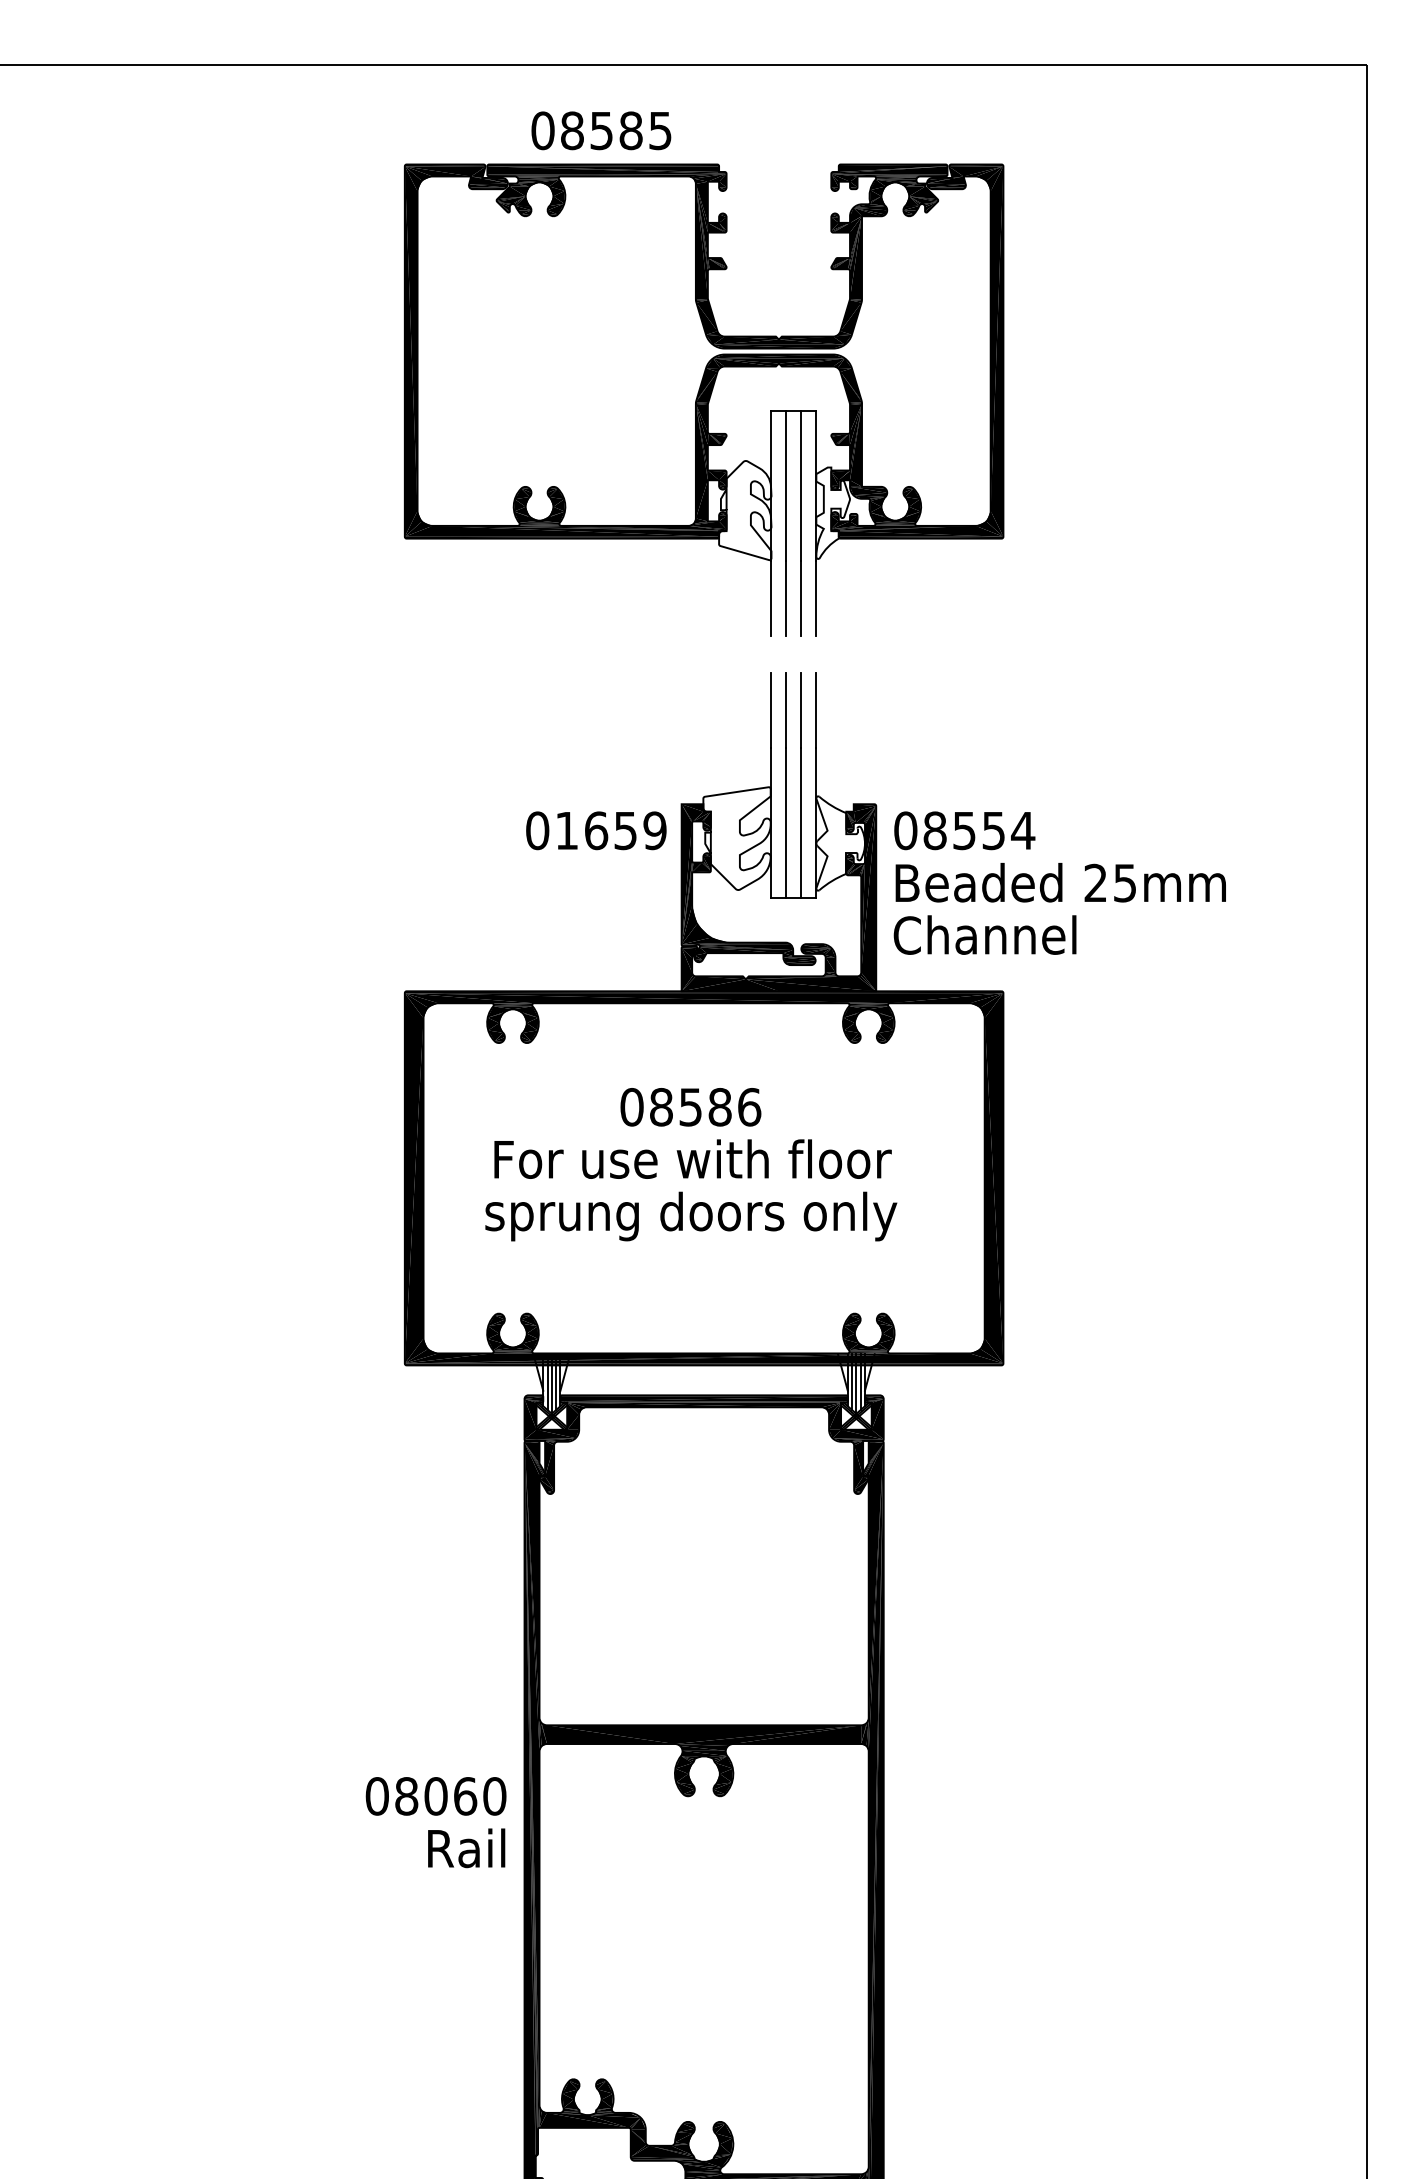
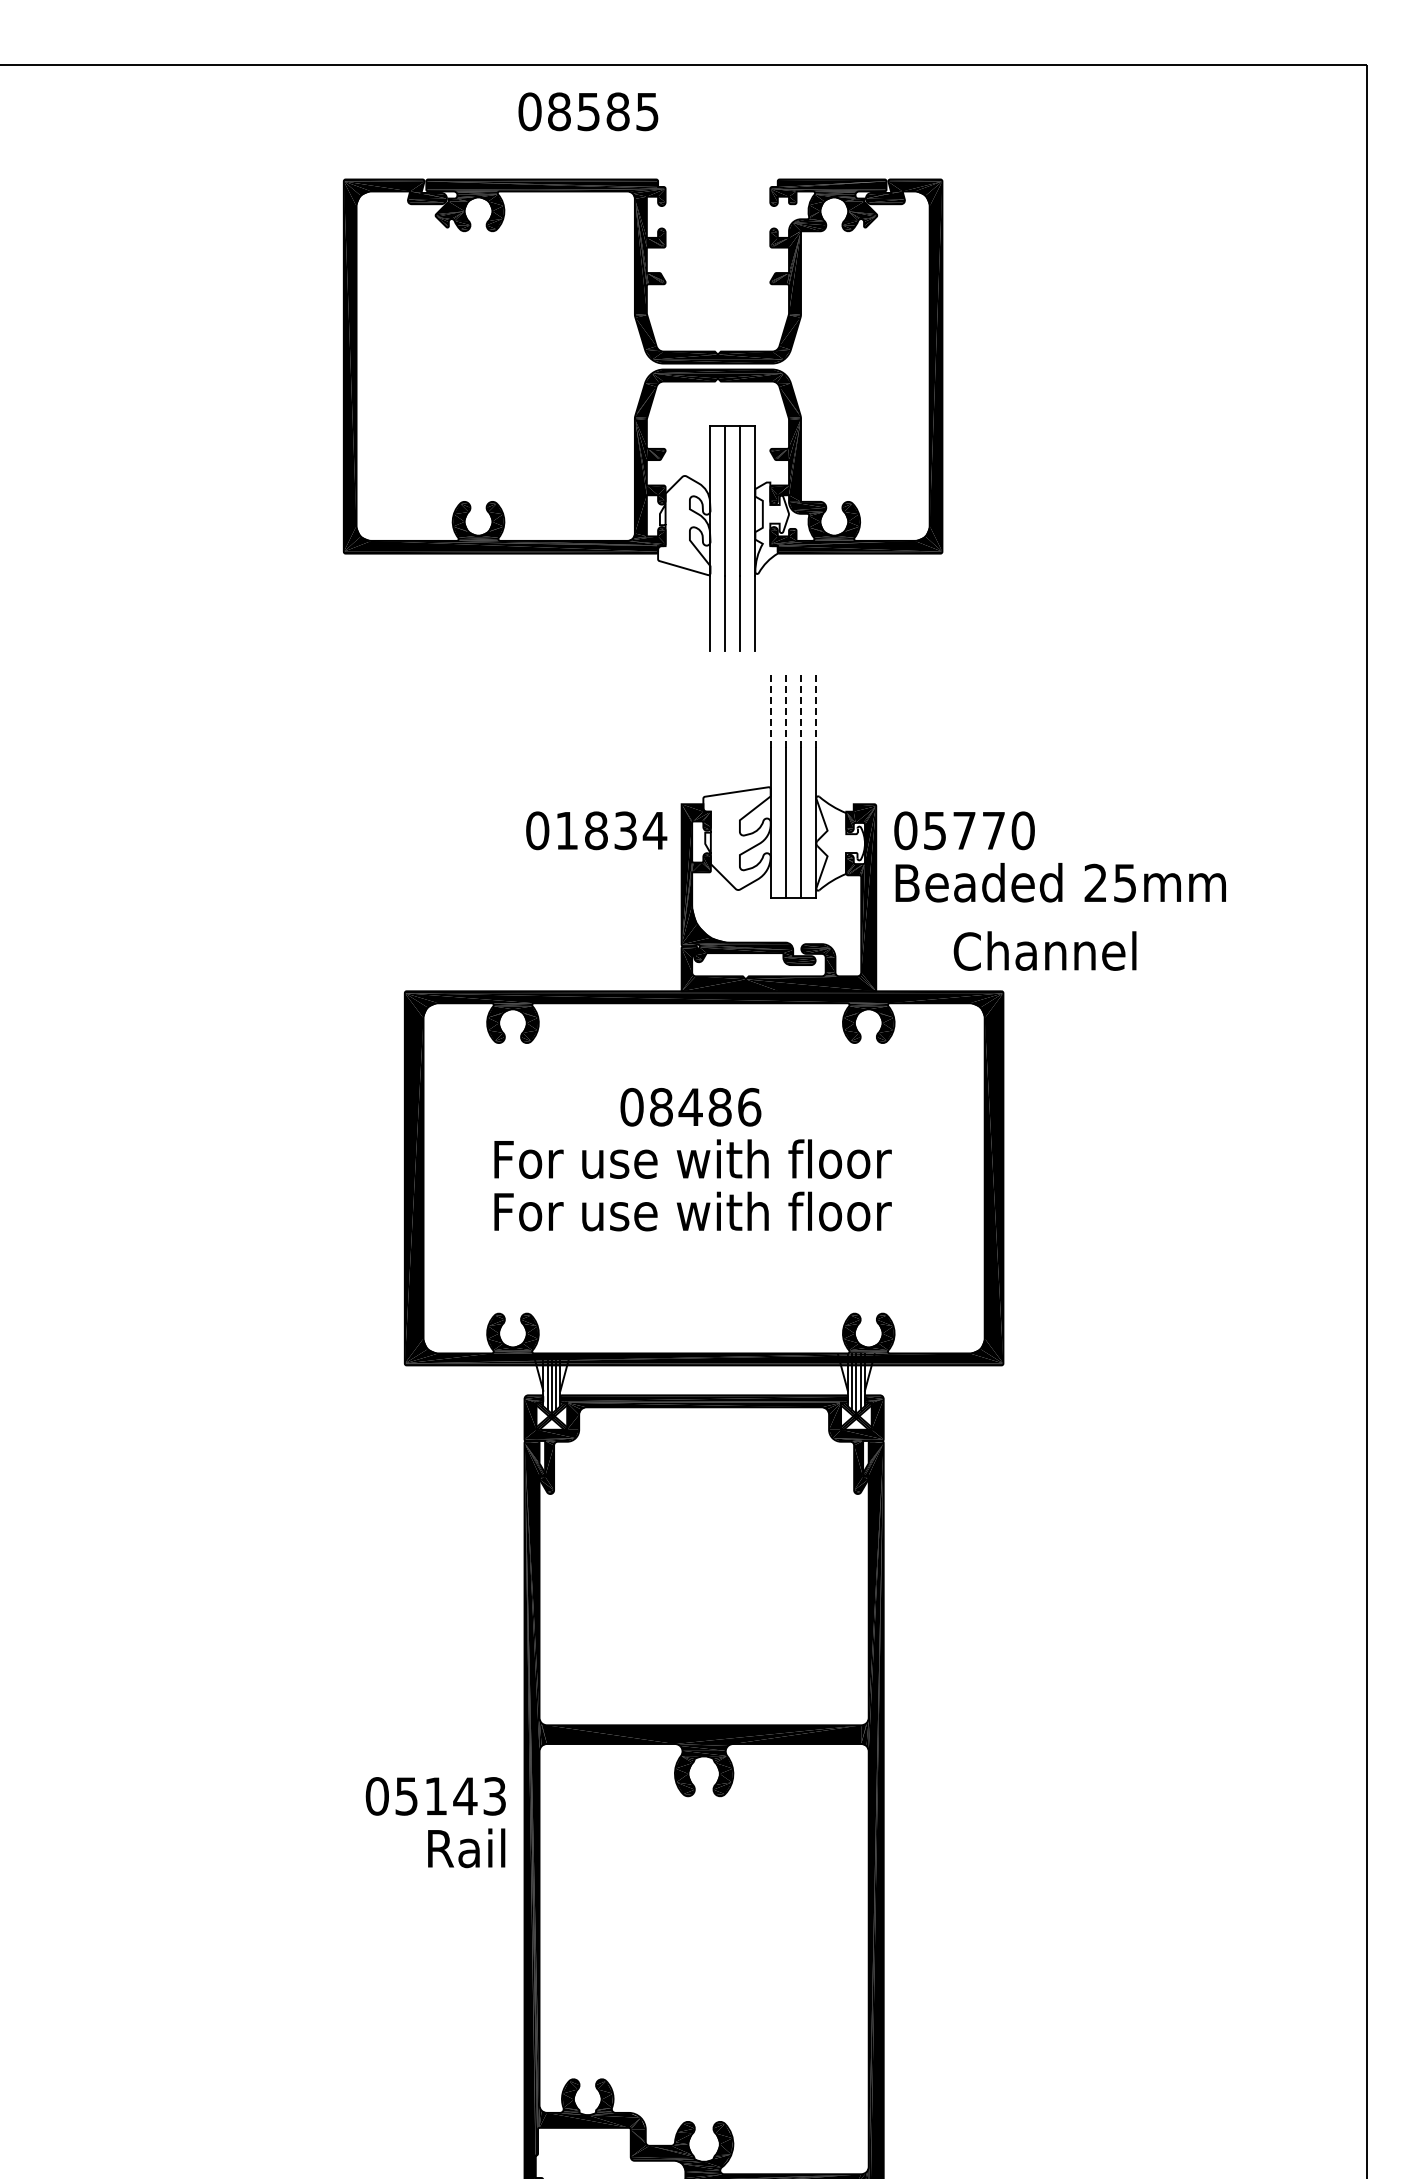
text position: (601, 130) -> (588, 111) (588, 111)
part position: (703, 399) -> (642, 414) (642, 414)
line: solid -> dashed (771, 710)
line: solid -> dashed (786, 710)
line: solid -> dashed (801, 710)
line: solid -> dashed (816, 710)
text: 01659 -> 01834 (626, 830)
text: 08554 -> 05770 (979, 830)
text position: (984, 934) -> (1044, 950) (1044, 950)
text: 08586 -> 08486 (690, 1107)
text: sprung doors only -> For use with floor (691, 1216)
text: 08060 -> 05143 (450, 1796)
